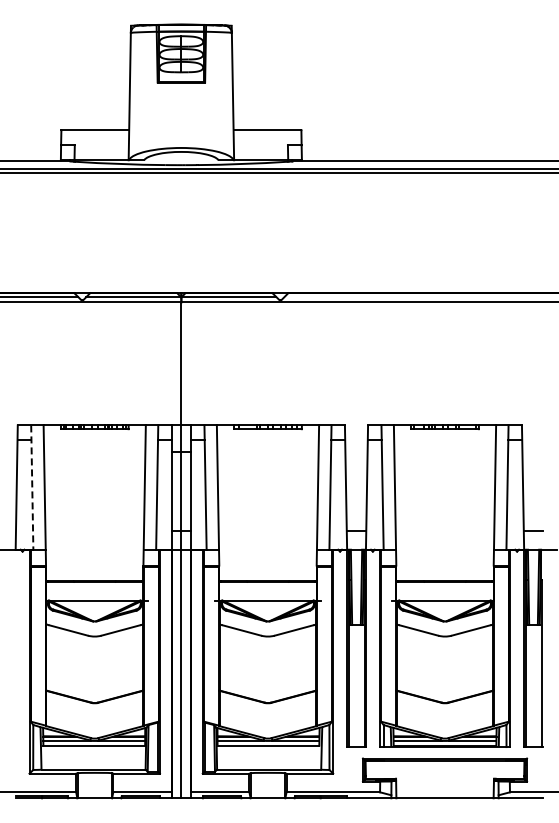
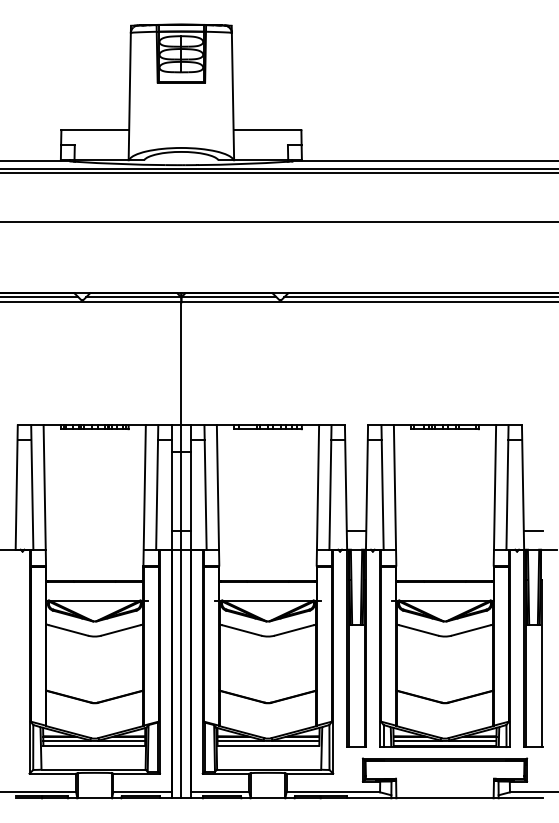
line: none -> present (278, 221)
line: none -> present (419, 297)
line: dashed -> solid (32, 488)
